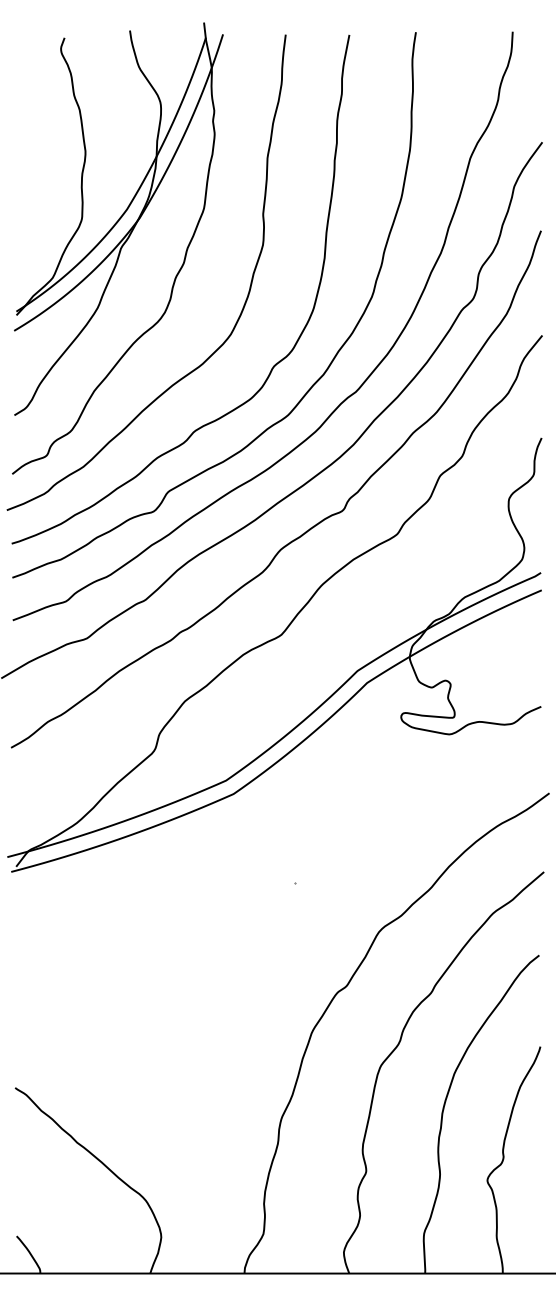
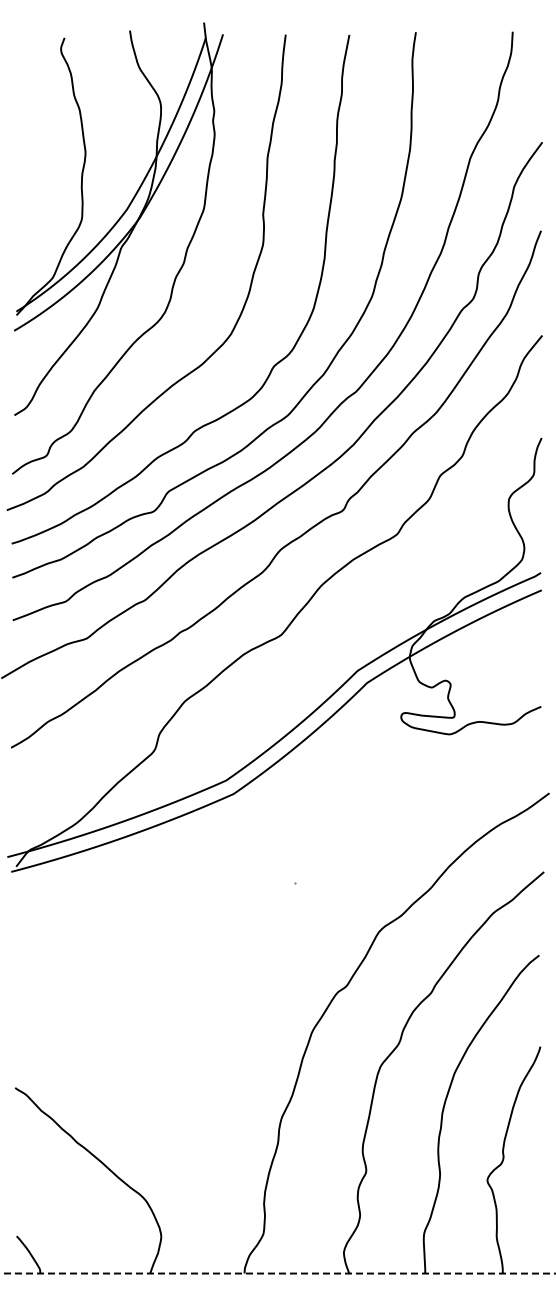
line: solid -> dashed (277, 1273)
